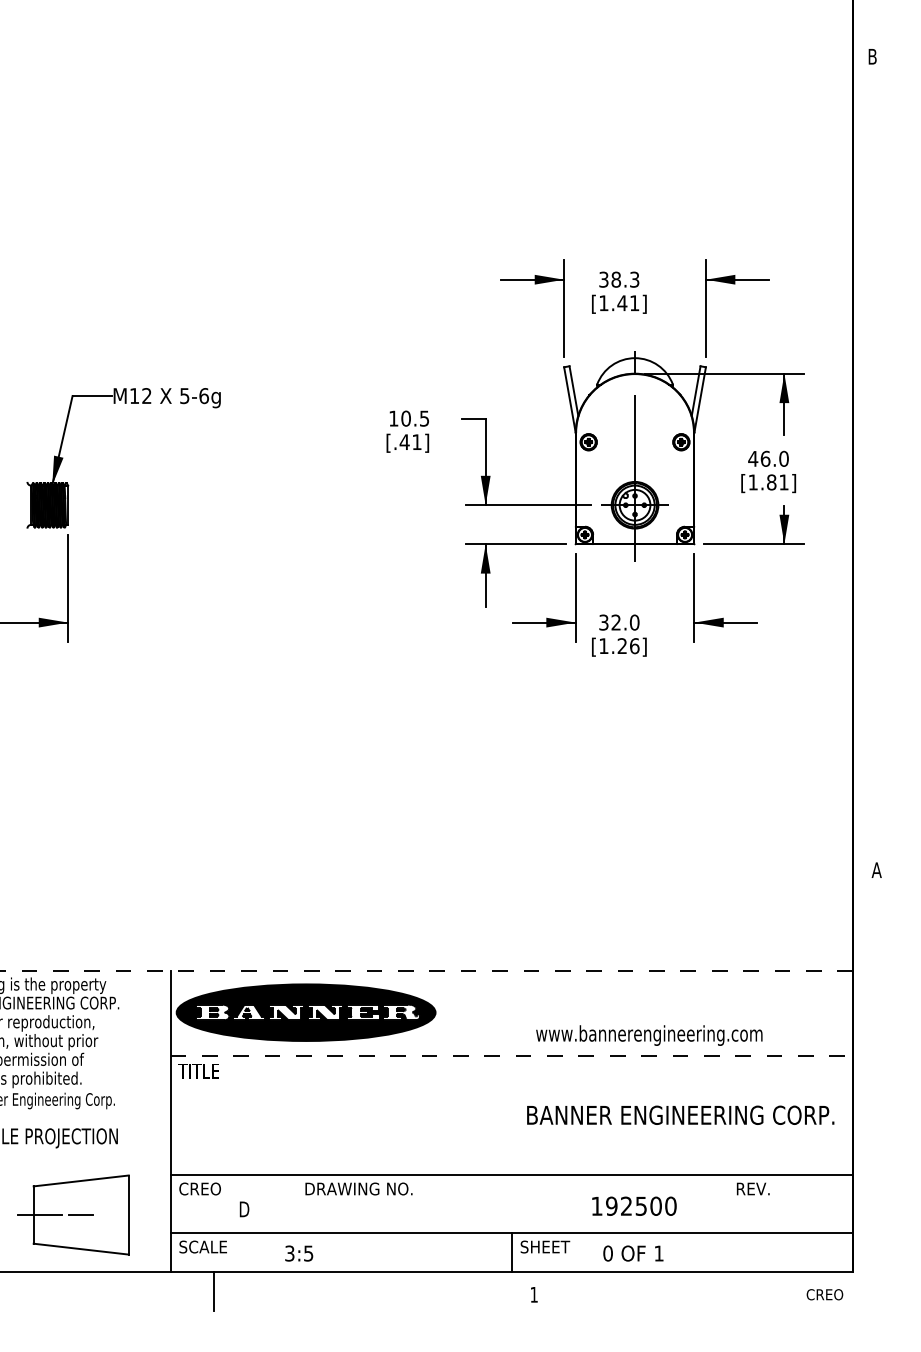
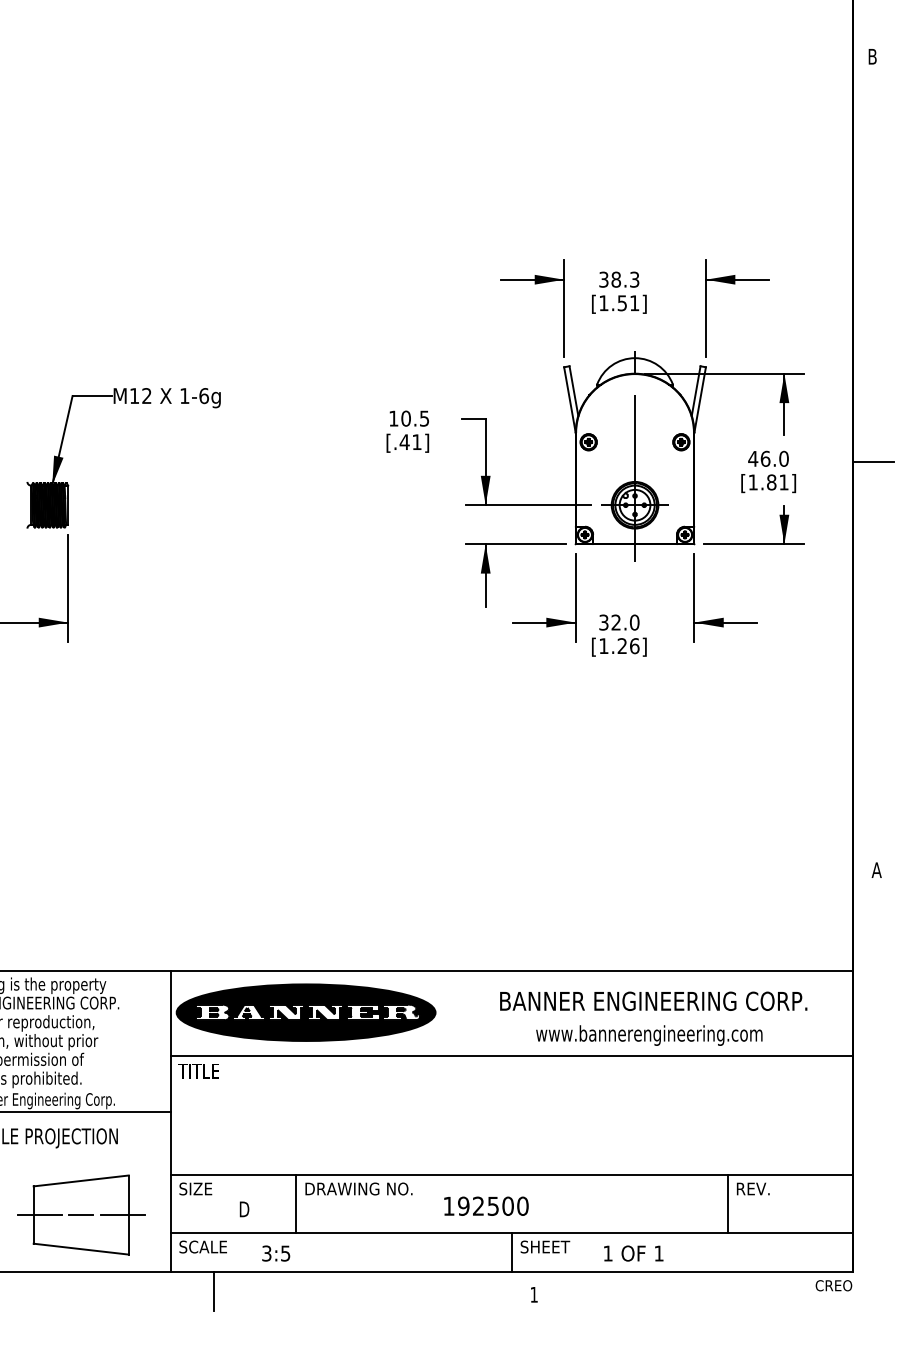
text: [1.41] -> [1.51] (622, 303)
text: 5-6g -> 1-6g (184, 396)
line: none -> present (873, 462)
line: dashed -> solid (426, 970)
line: dashed -> solid (512, 1055)
line: none -> present (86, 1112)
text position: (680, 1114) -> (653, 1000) (653, 1000)
text: CREO -> SIZE (199, 1188)
line: none -> present (296, 1203)
line: none -> present (727, 1203)
text position: (634, 1205) -> (486, 1205) (486, 1205)
line: none -> present (122, 1215)
text position: (299, 1253) -> (276, 1253) (276, 1253)
text: 0 -> 1 (607, 1253)
text position: (824, 1294) -> (833, 1285) (833, 1285)
